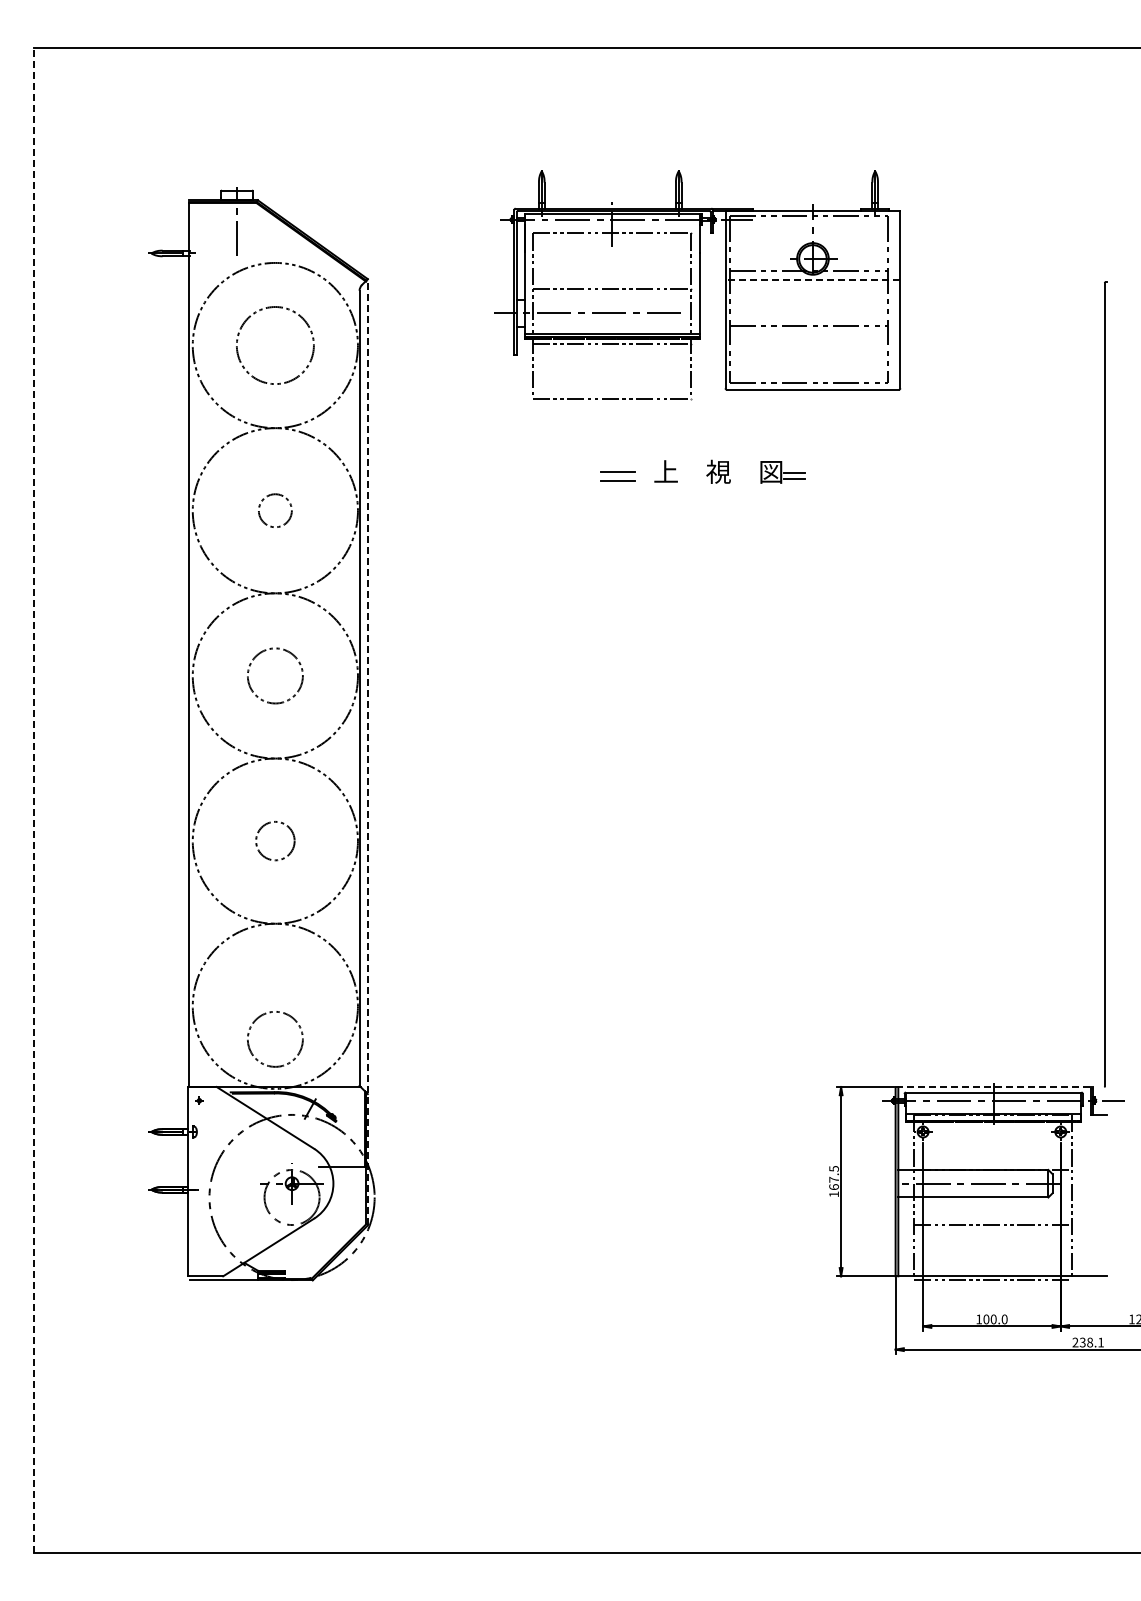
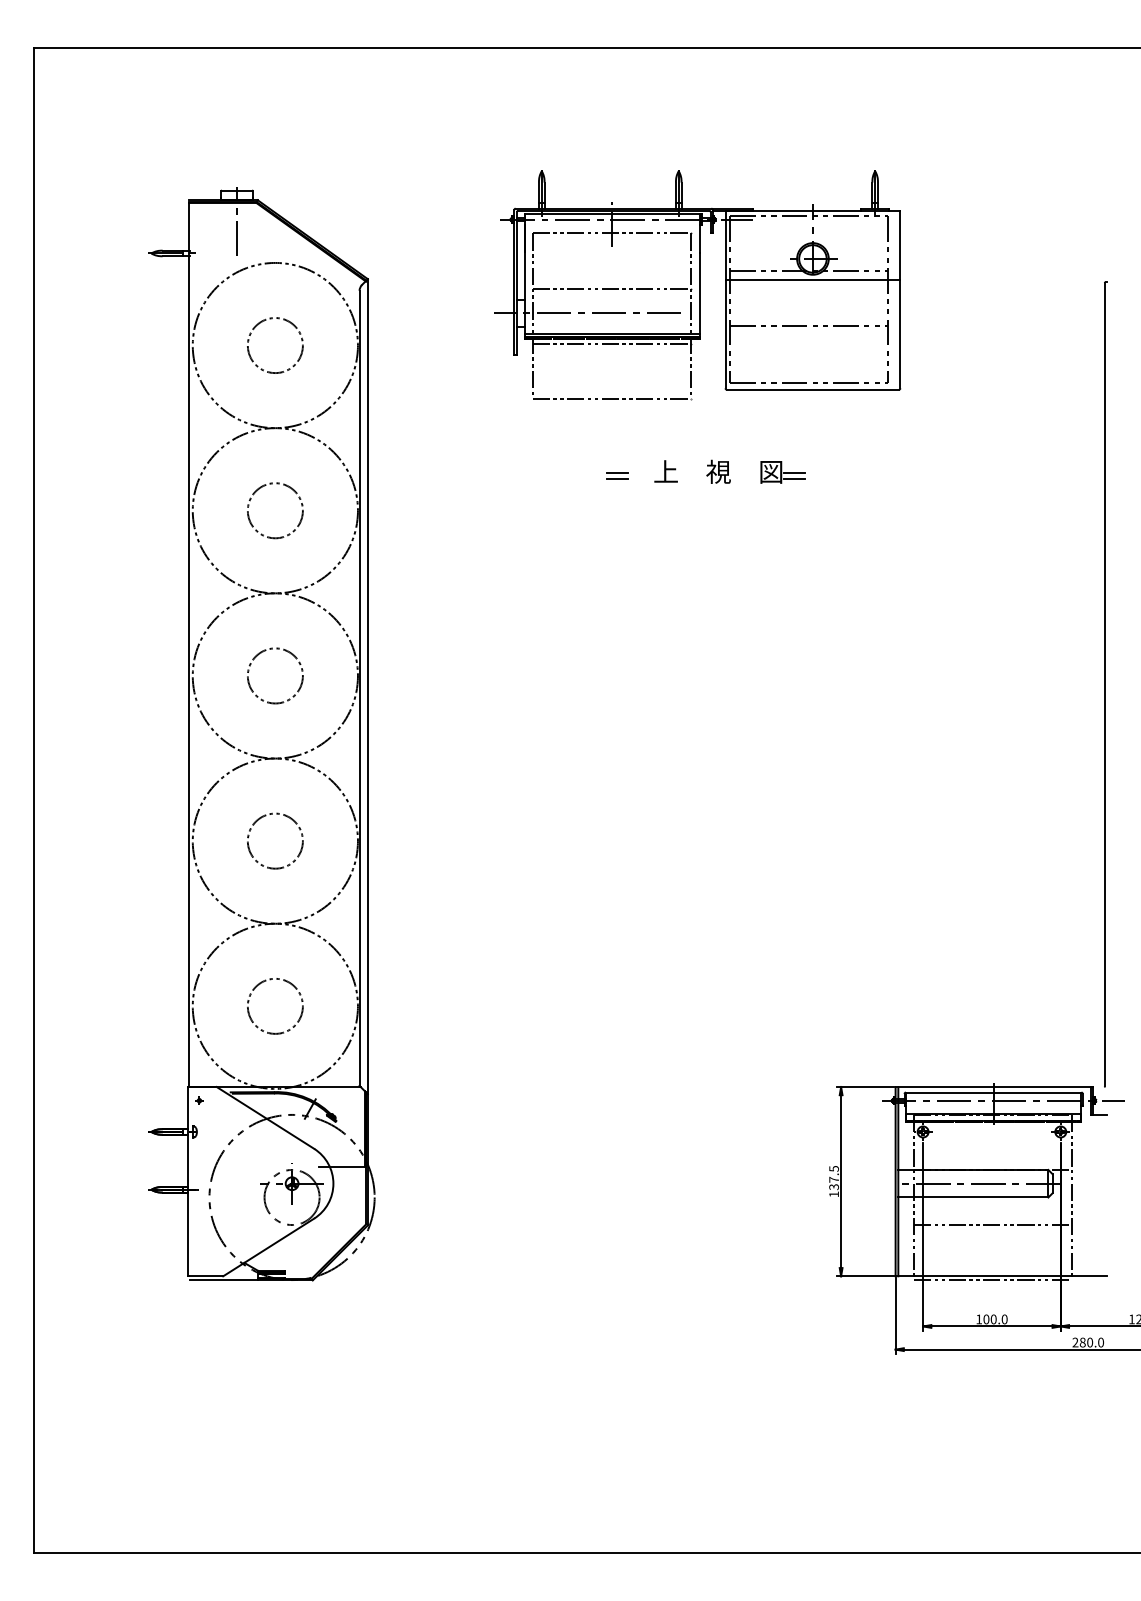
line: dashed -> solid (812, 279)
circle diameter: 77 px -> 55 px (274, 345)
part size: 36x11 px -> 23x8 px (617, 475)
circle diameter: 33 px -> 55 px (274, 510)
line: dashed -> solid (367, 751)
line: dashed -> solid (34, 800)
circle size: 41x41 px -> 57x58 px (275, 840)
circle position: (275, 1039) -> (275, 1006) (275, 1006)
line: dashed -> solid (994, 1086)
text: 167.5 -> 137.5 (833, 1187)
text: 238.1 -> 280.0 (1091, 1342)
